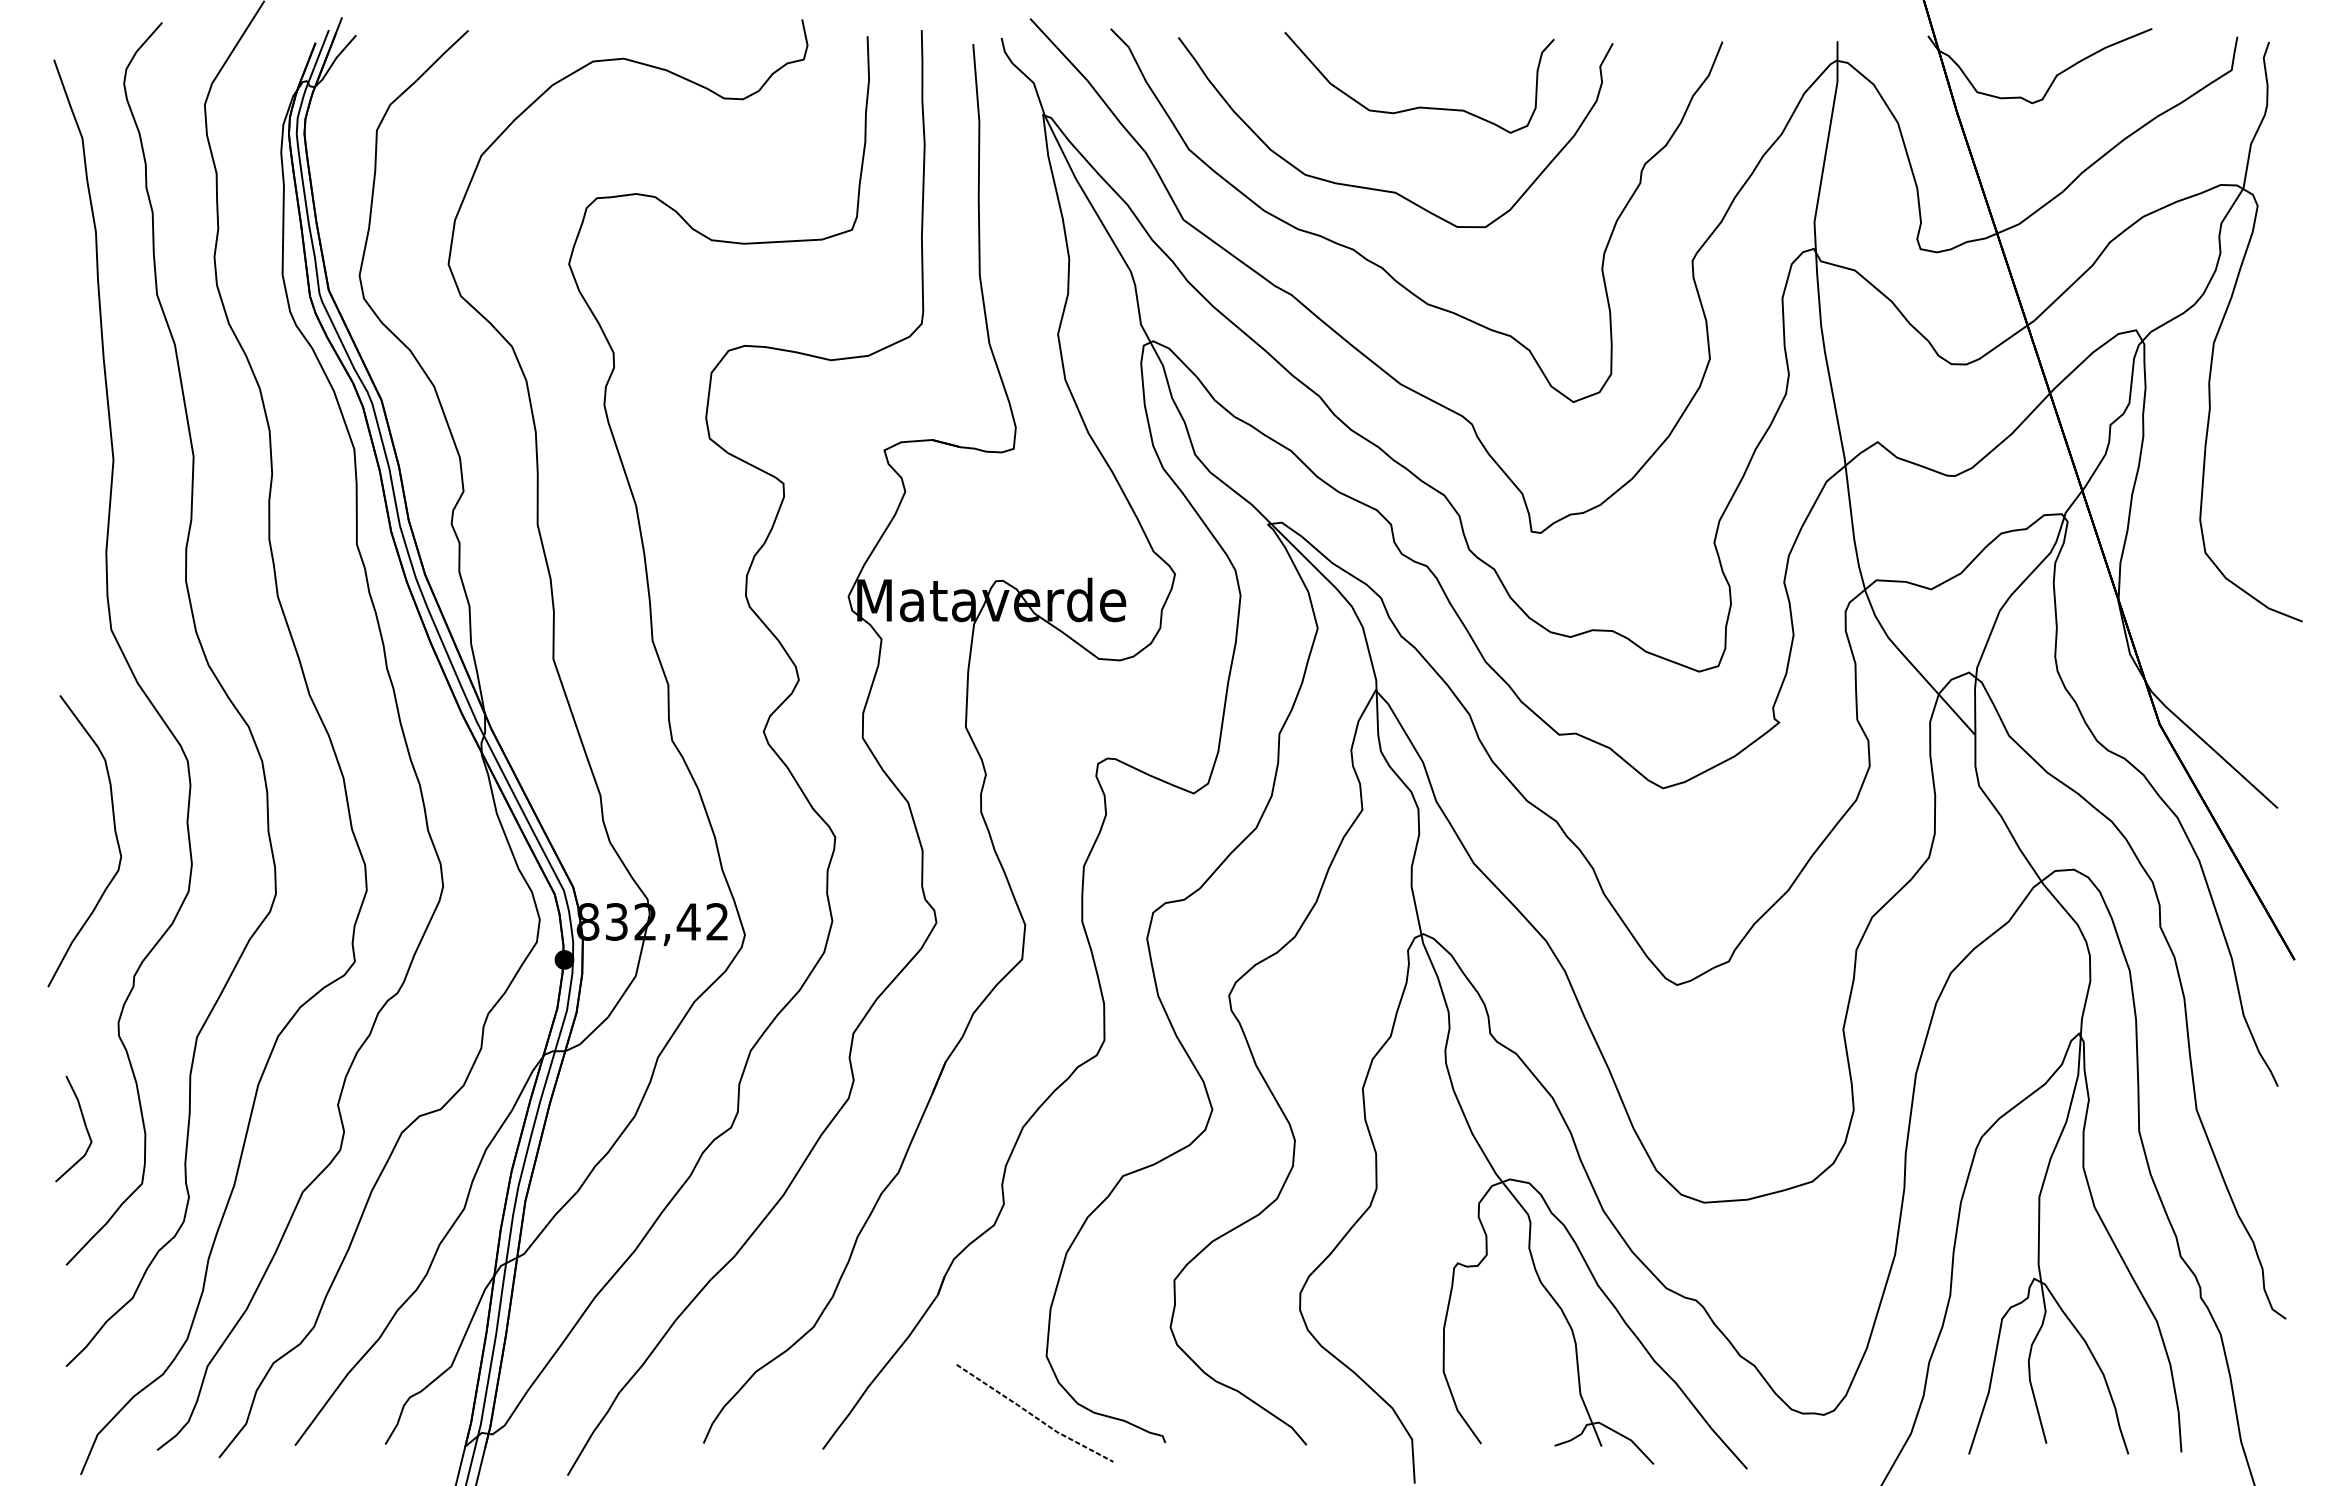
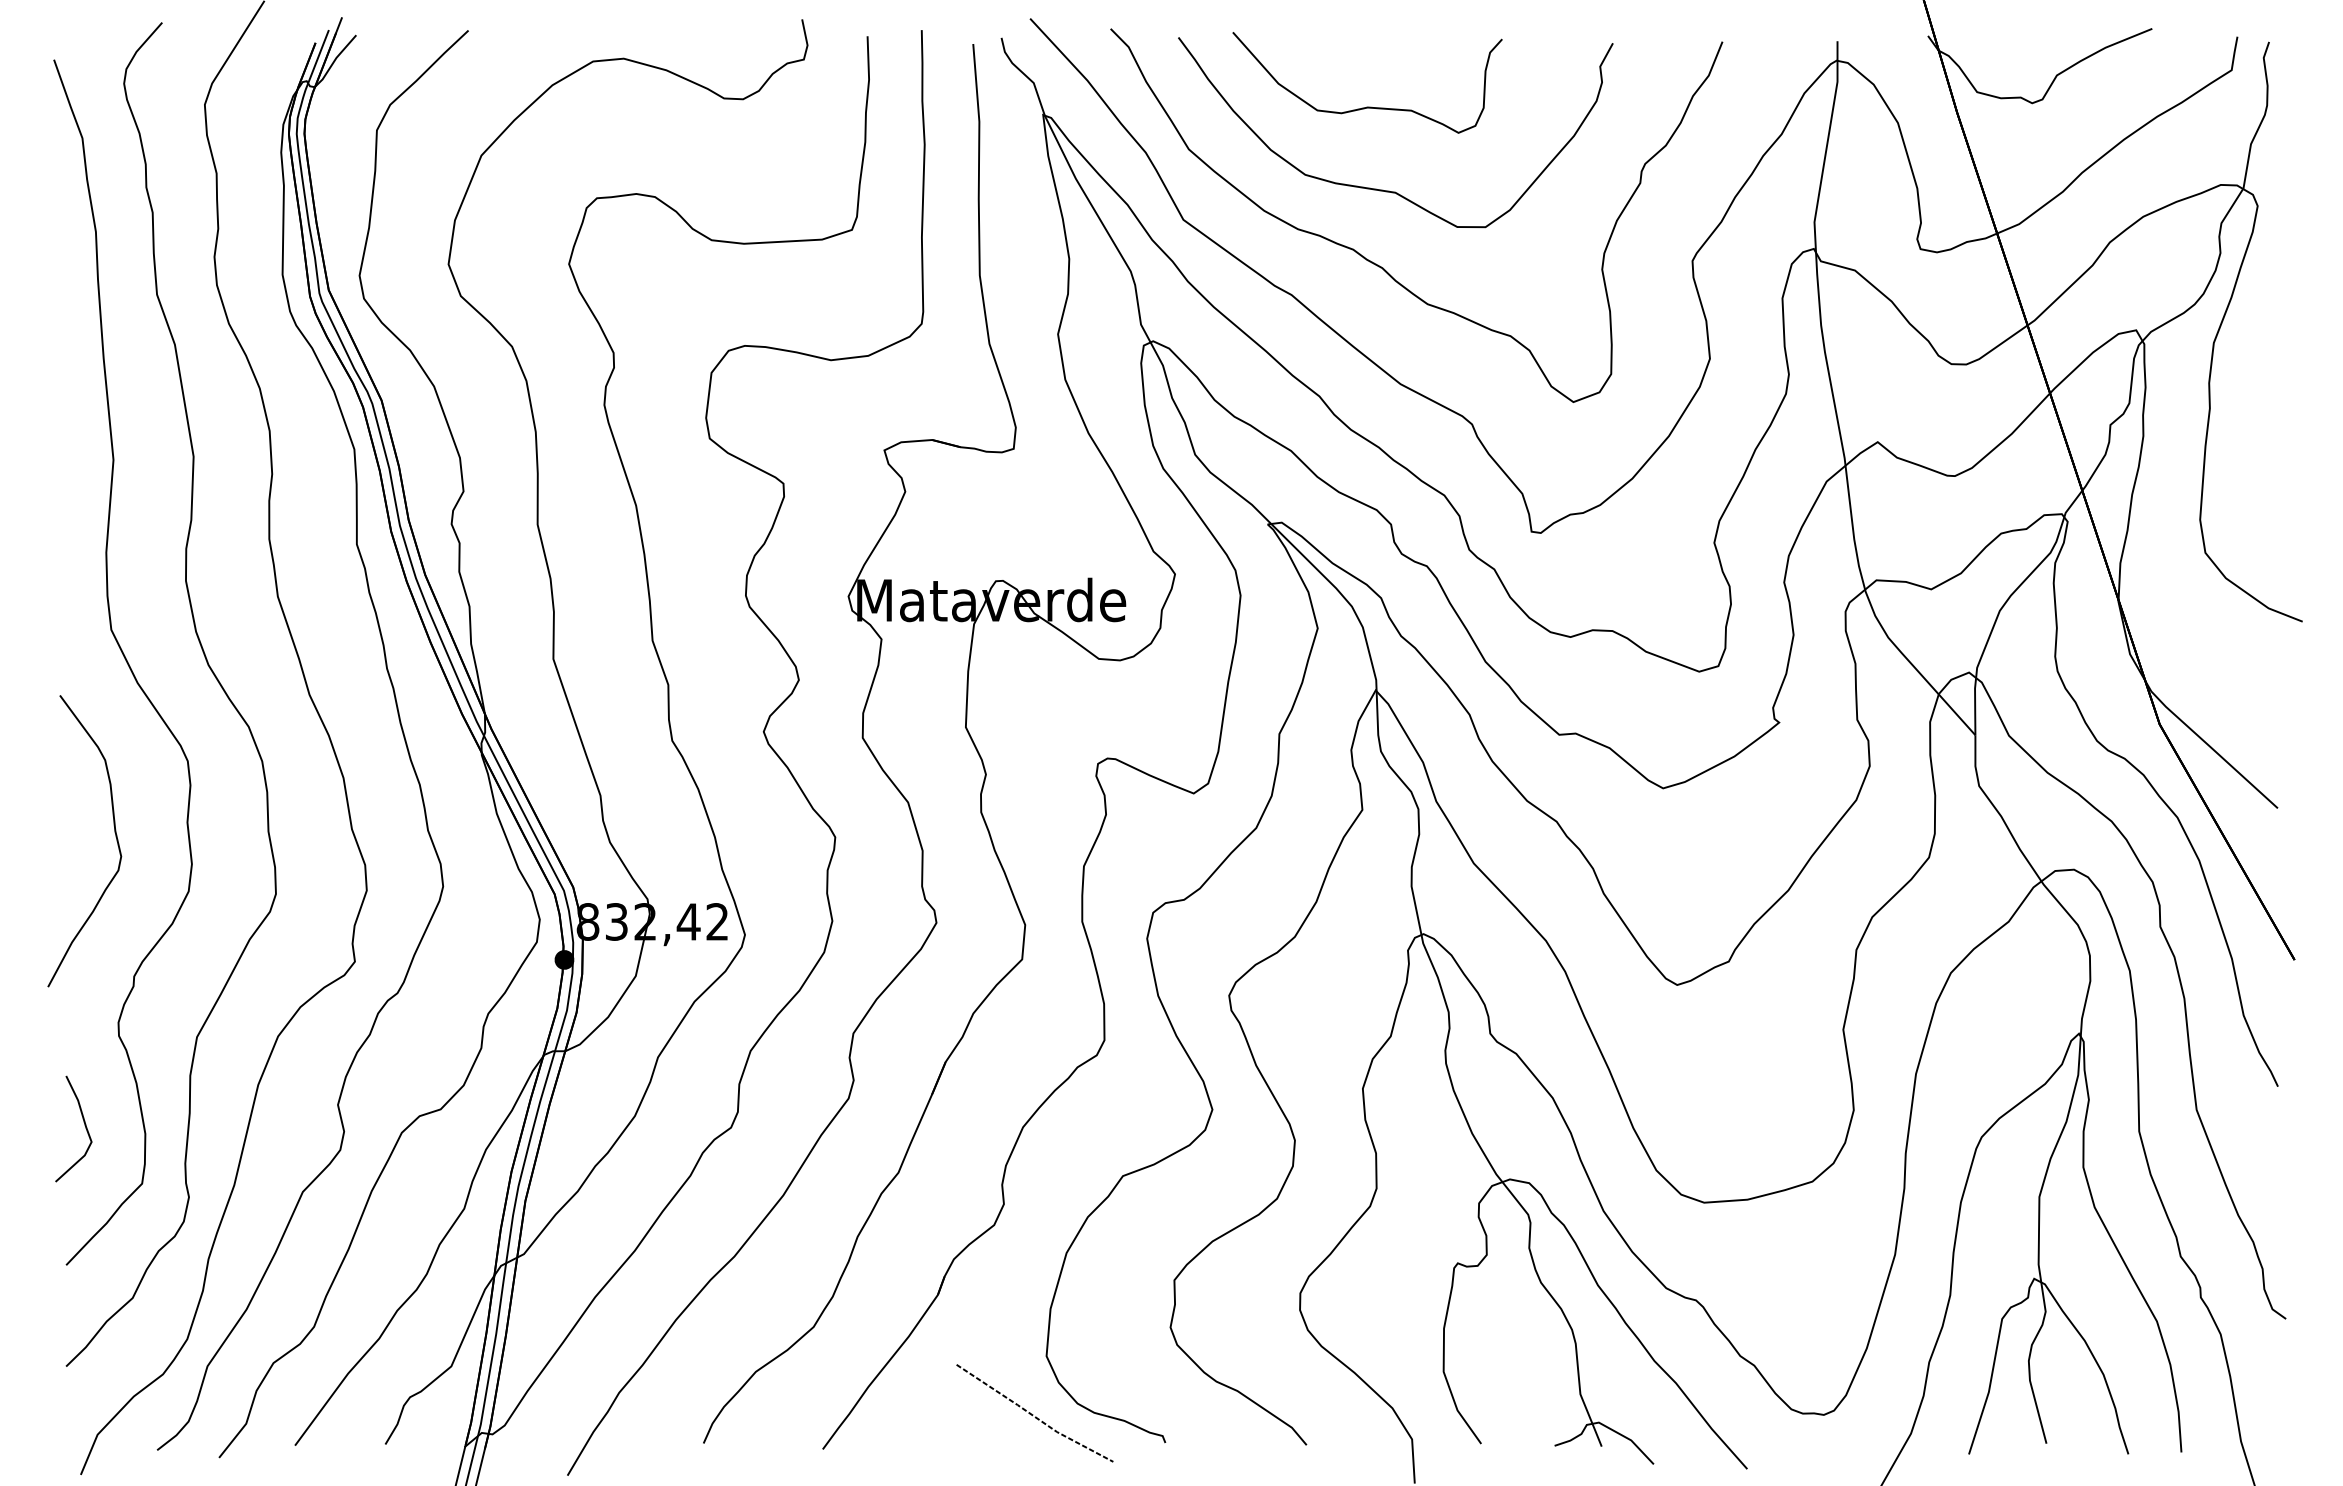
part position: (1419, 106) -> (1367, 106) (1367, 106)
